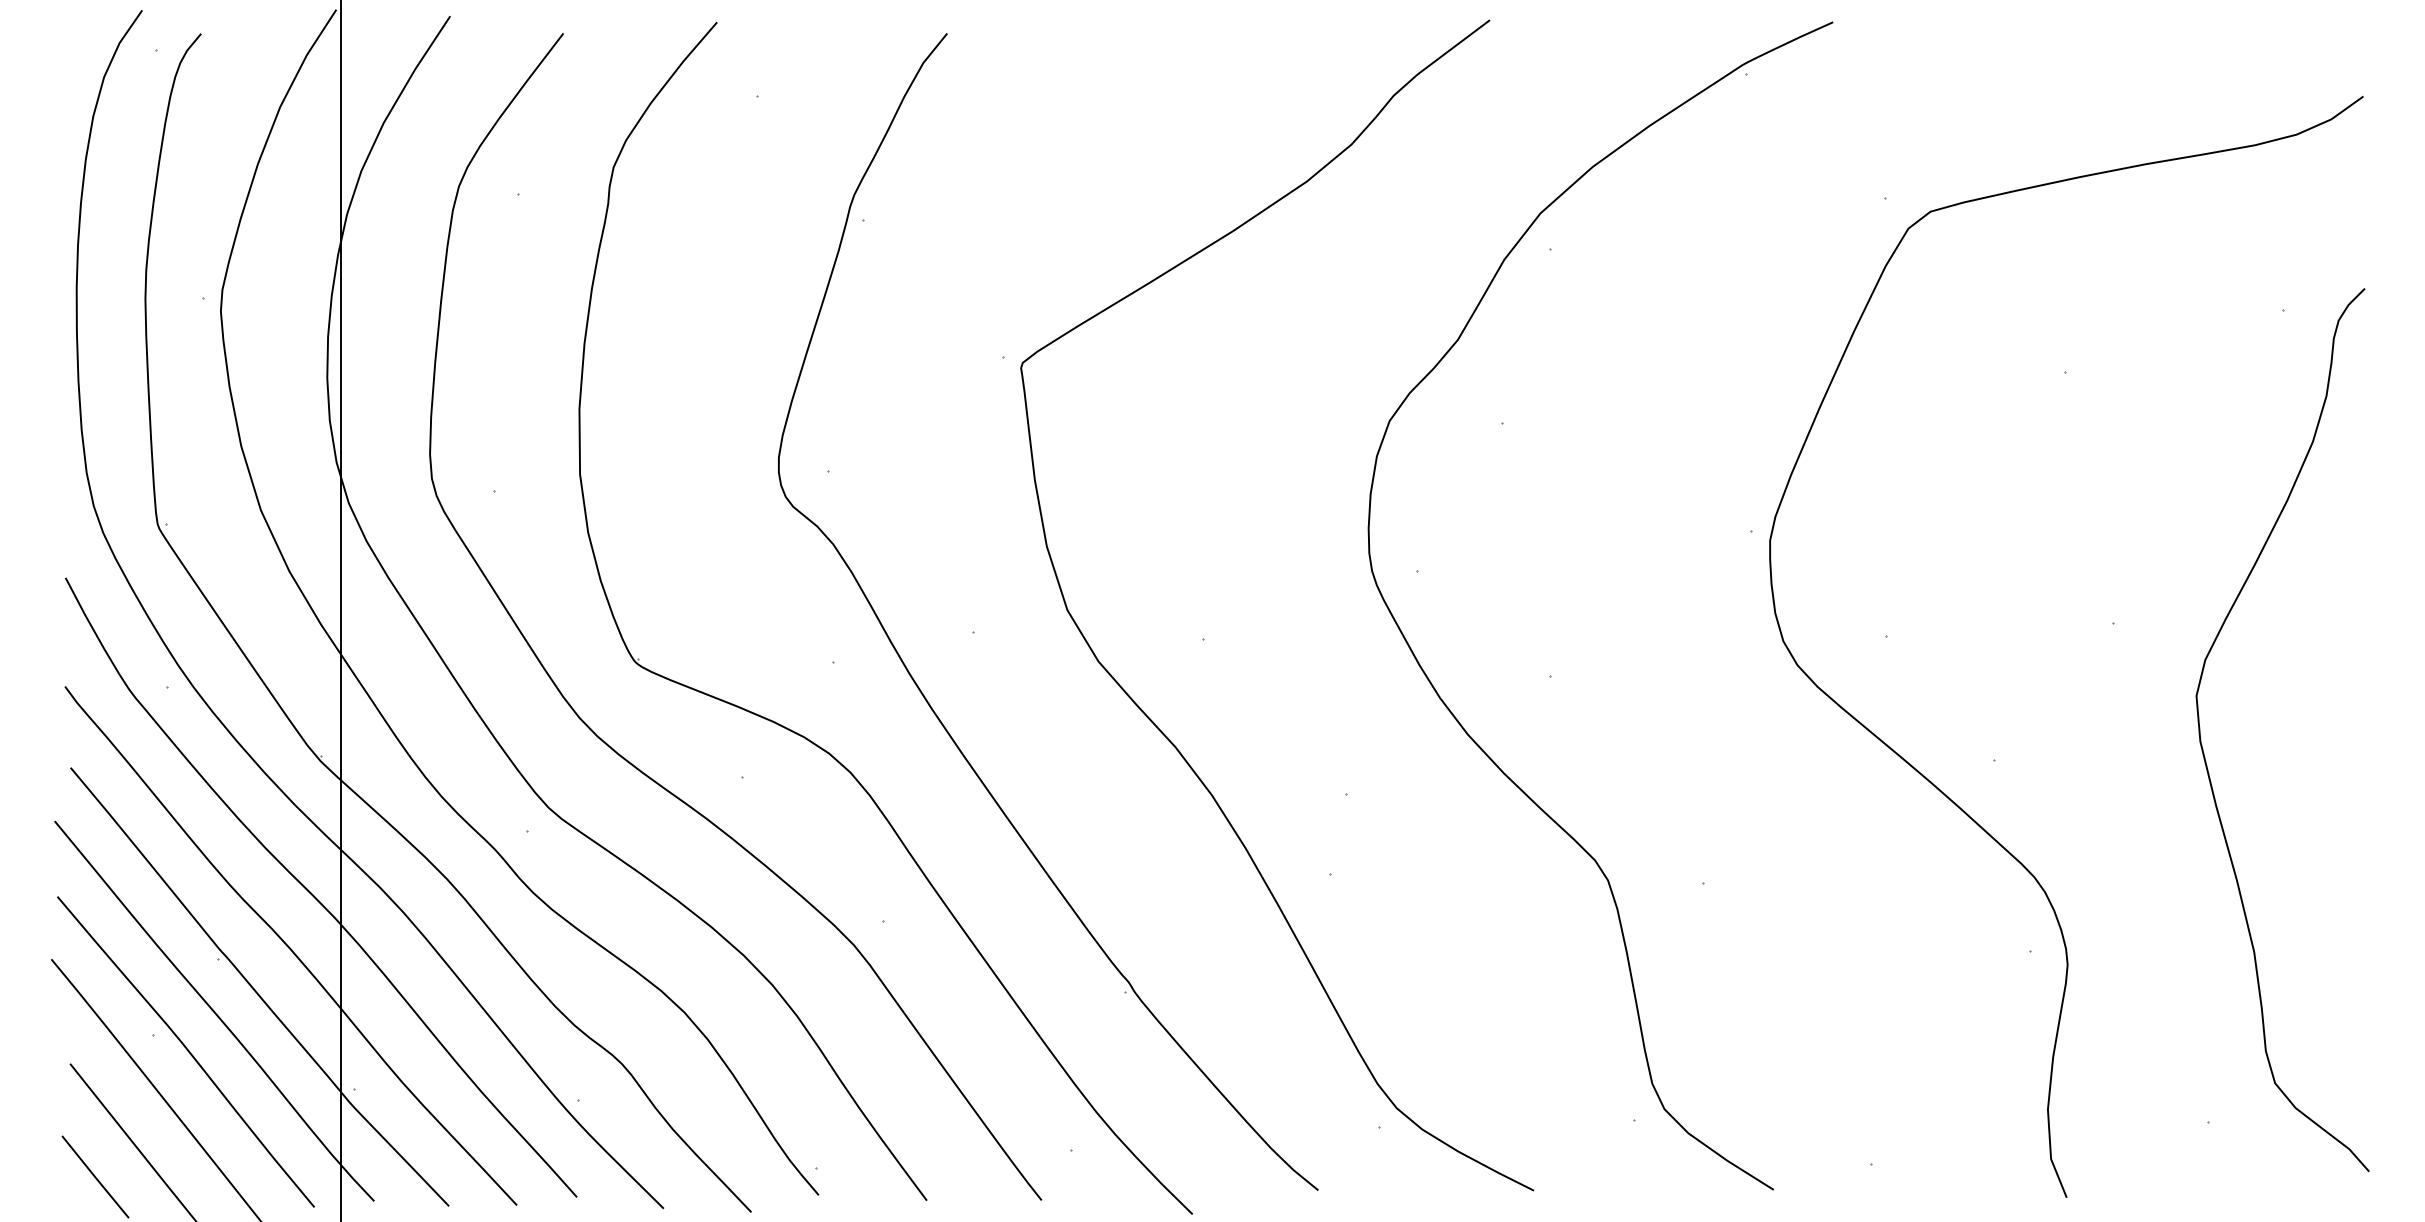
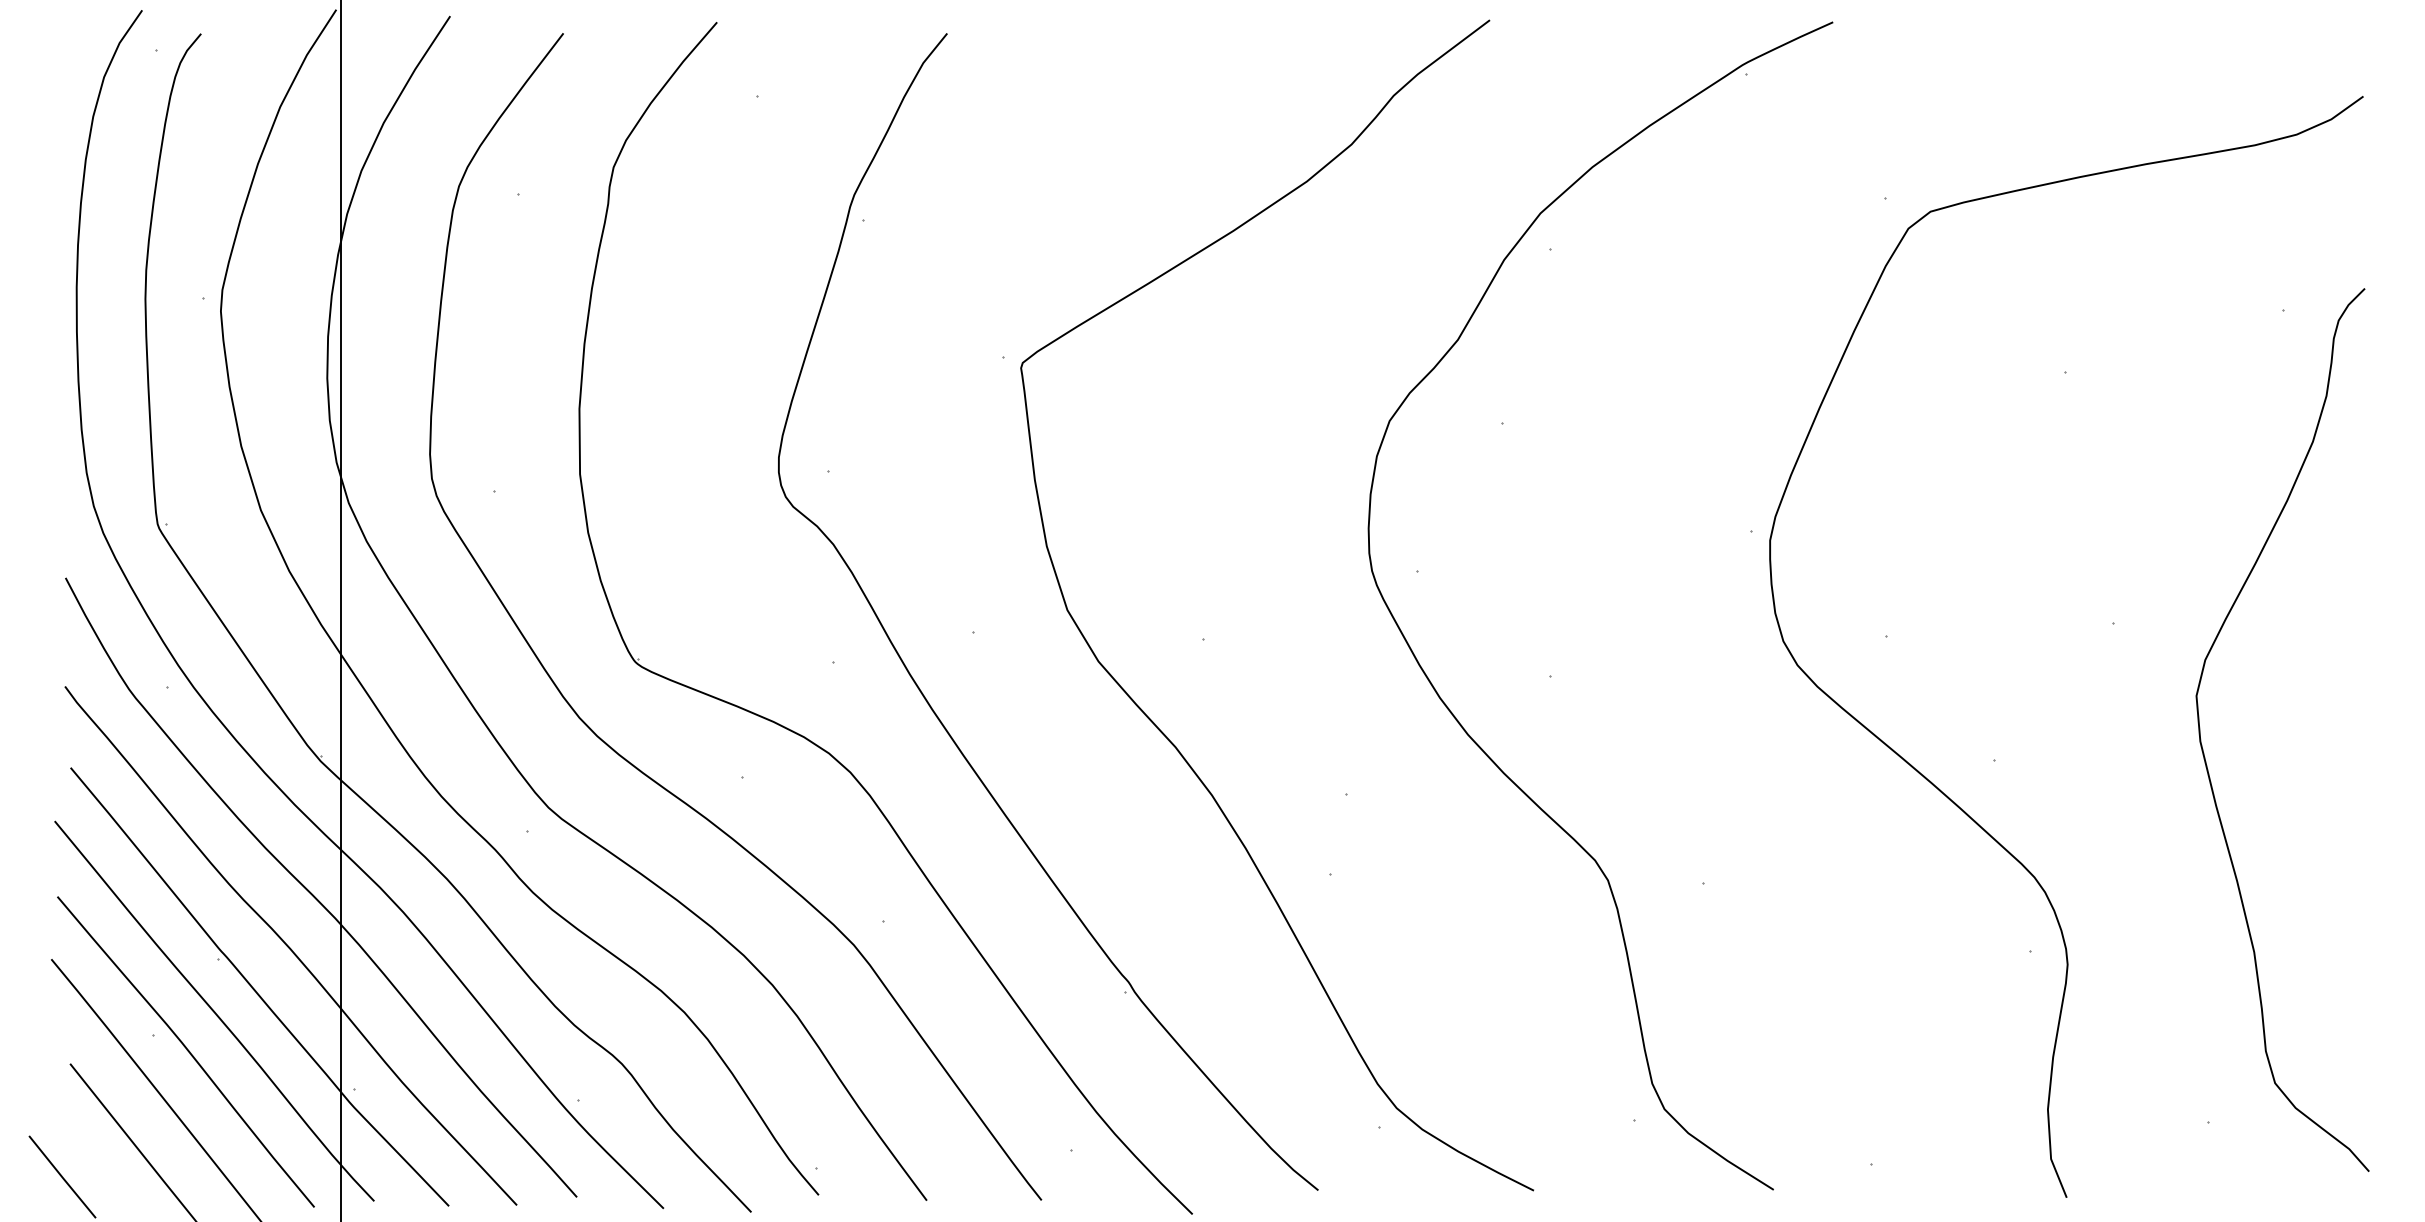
line position: (95, 1176) -> (62, 1176) (62, 1176)
